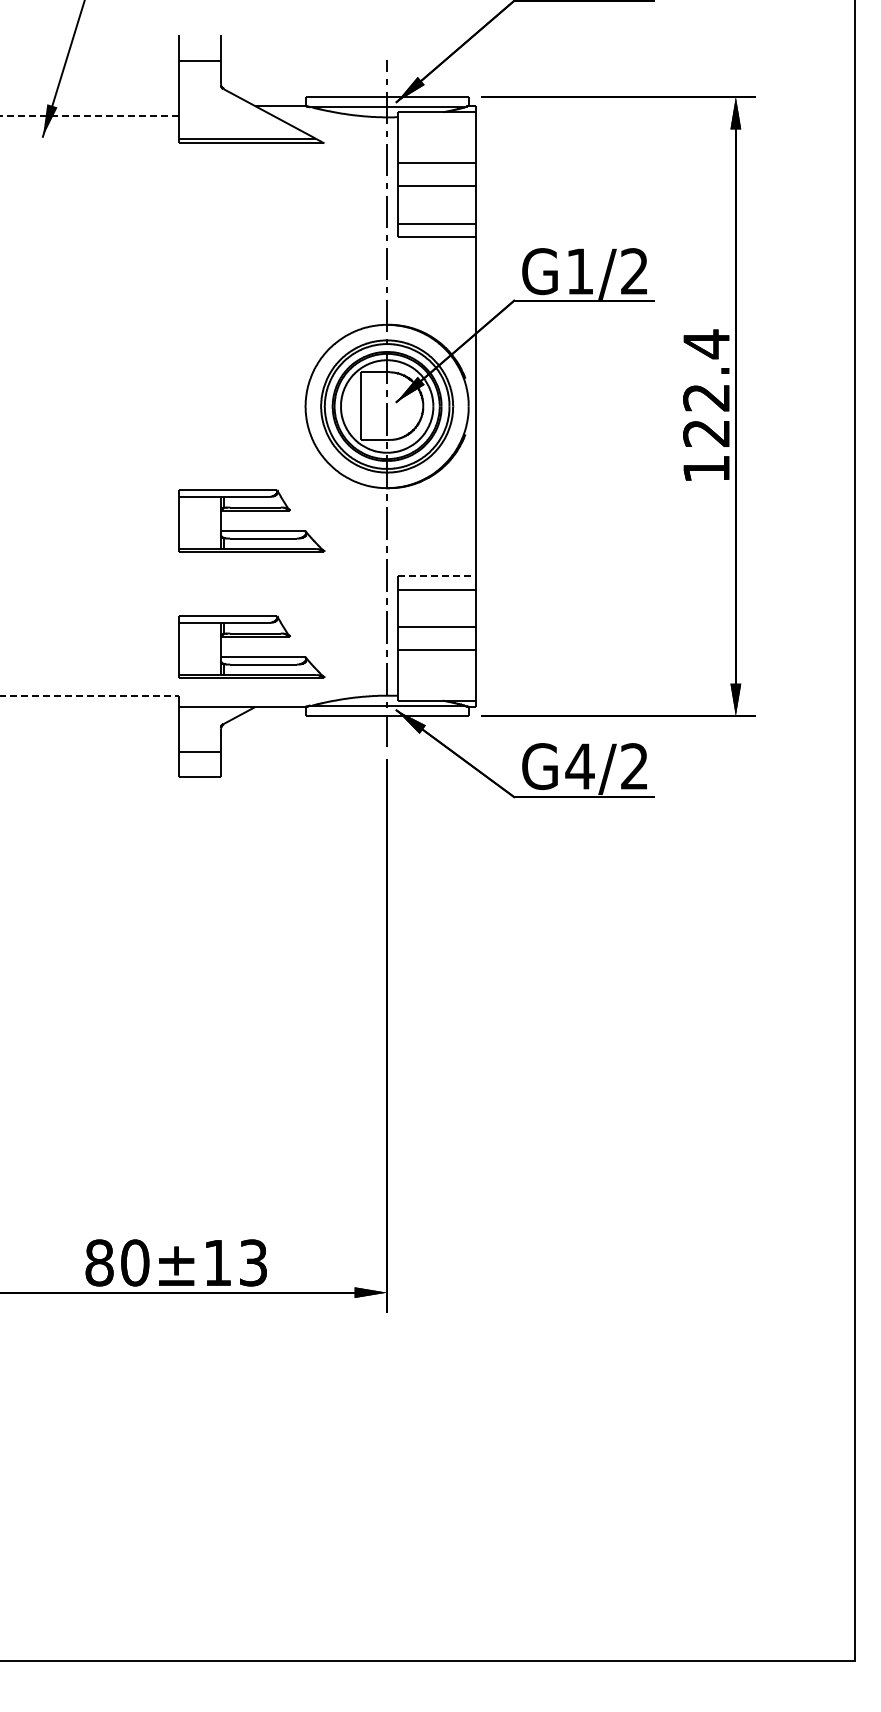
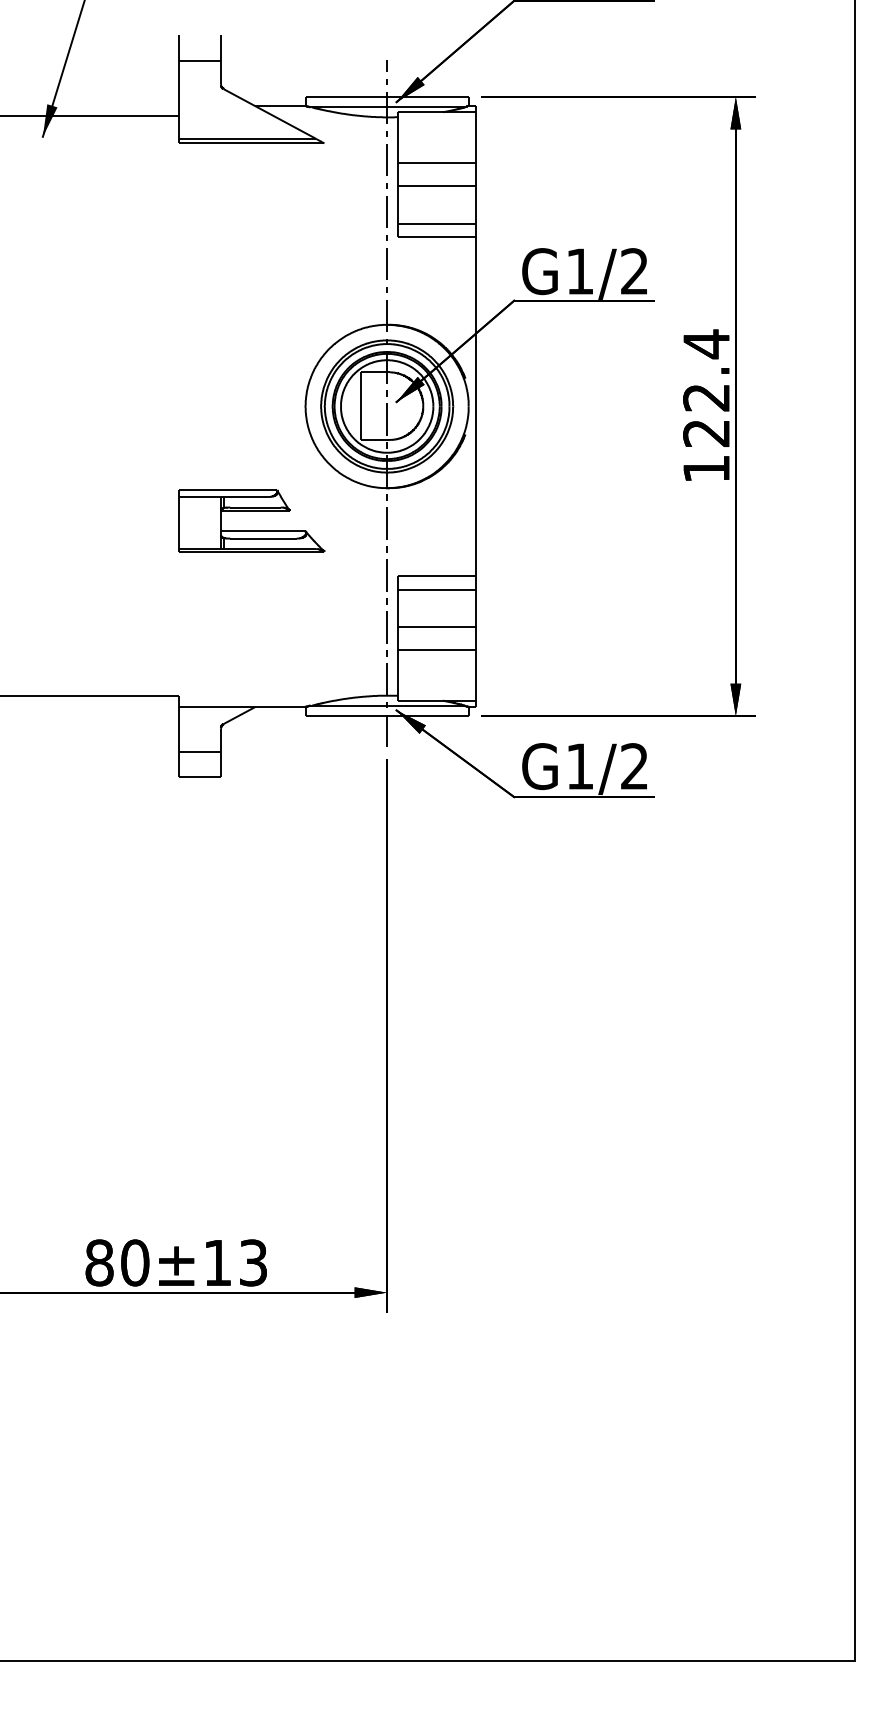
line: dashed -> solid (89, 116)
line: dashed -> solid (437, 576)
part: present -> none (251, 637)
line: dashed -> solid (90, 696)
text: G4/2 -> G1/2 (579, 766)
